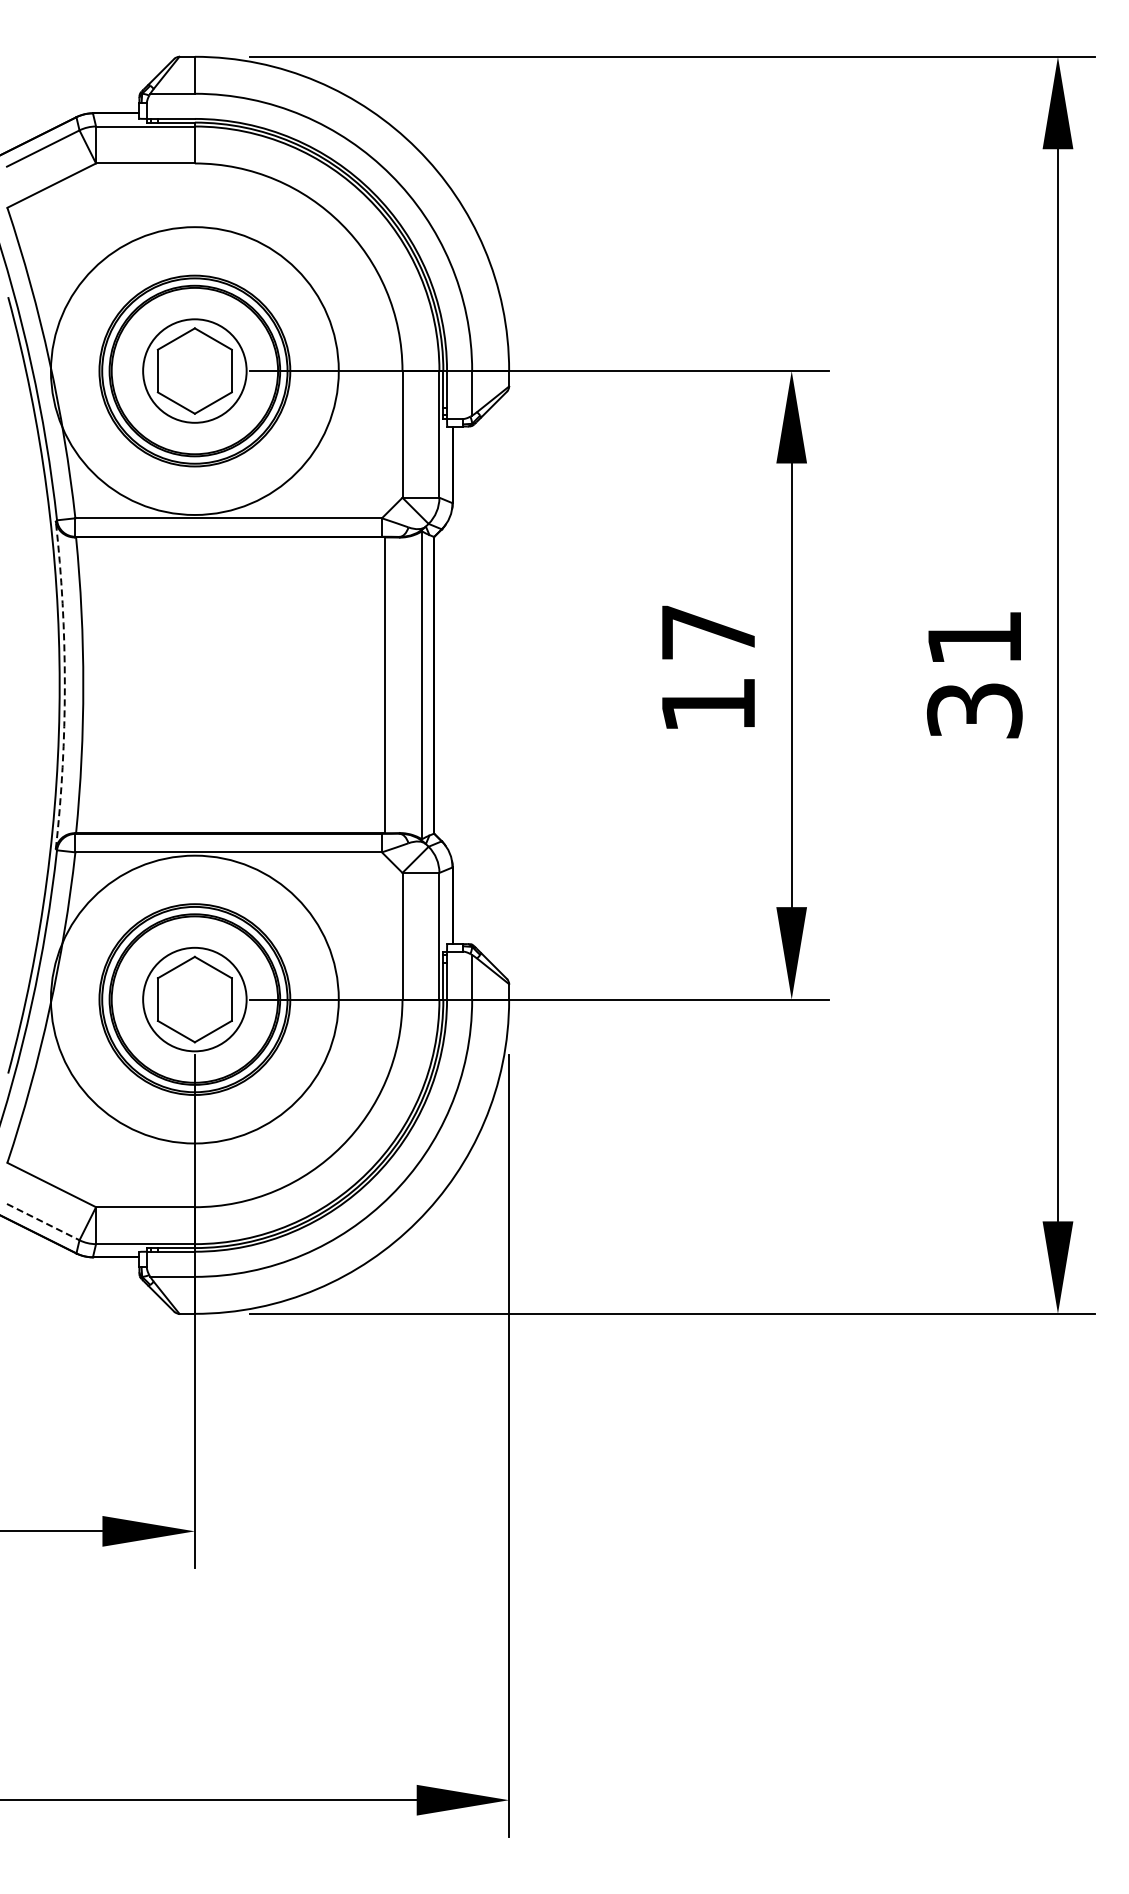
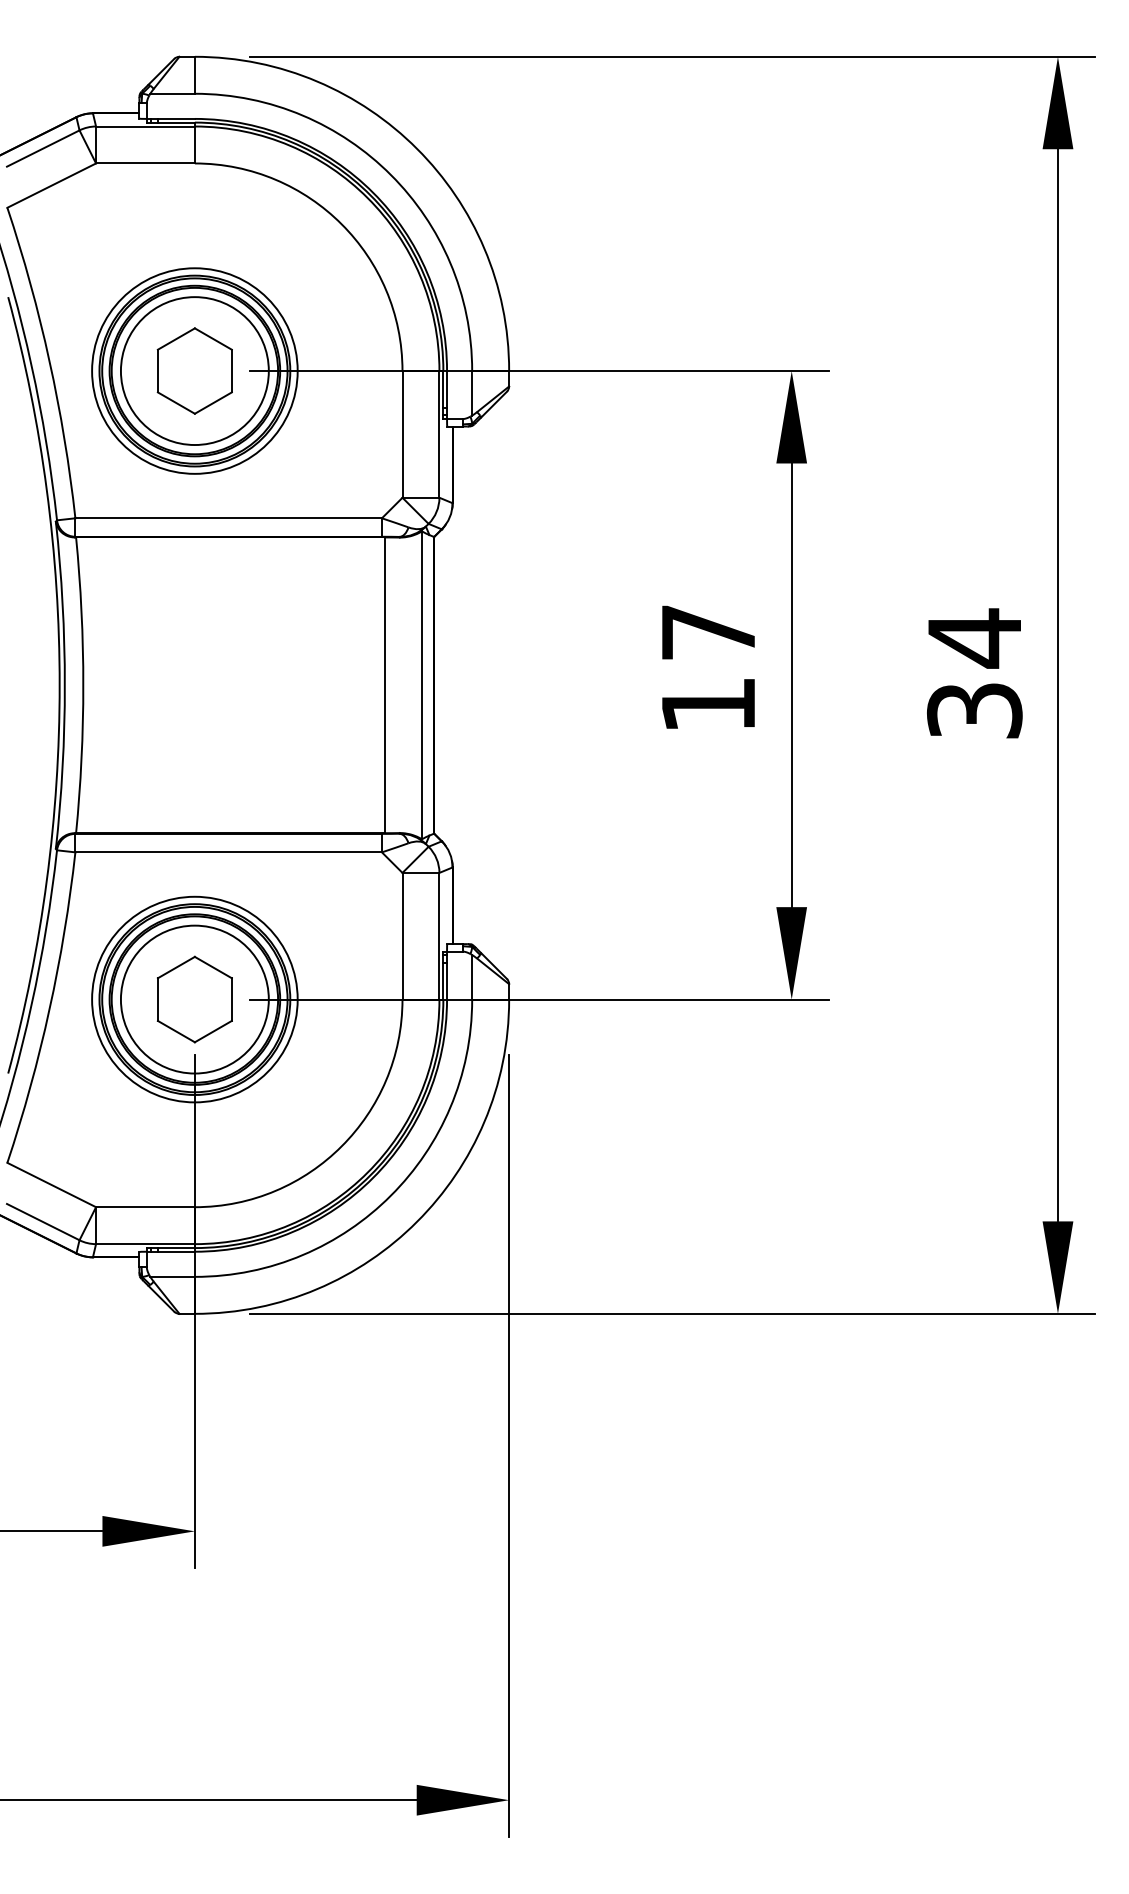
circle diameter: 104 px -> 148 px (194, 371)
circle diameter: 288 px -> 206 px (194, 370)
text: 31 -> 34 (974, 638)
arc: dashed -> solid (64, 685)
circle diameter: 104 px -> 148 px (194, 999)
circle diameter: 288 px -> 206 px (194, 999)
line: dashed -> solid (43, 1222)
